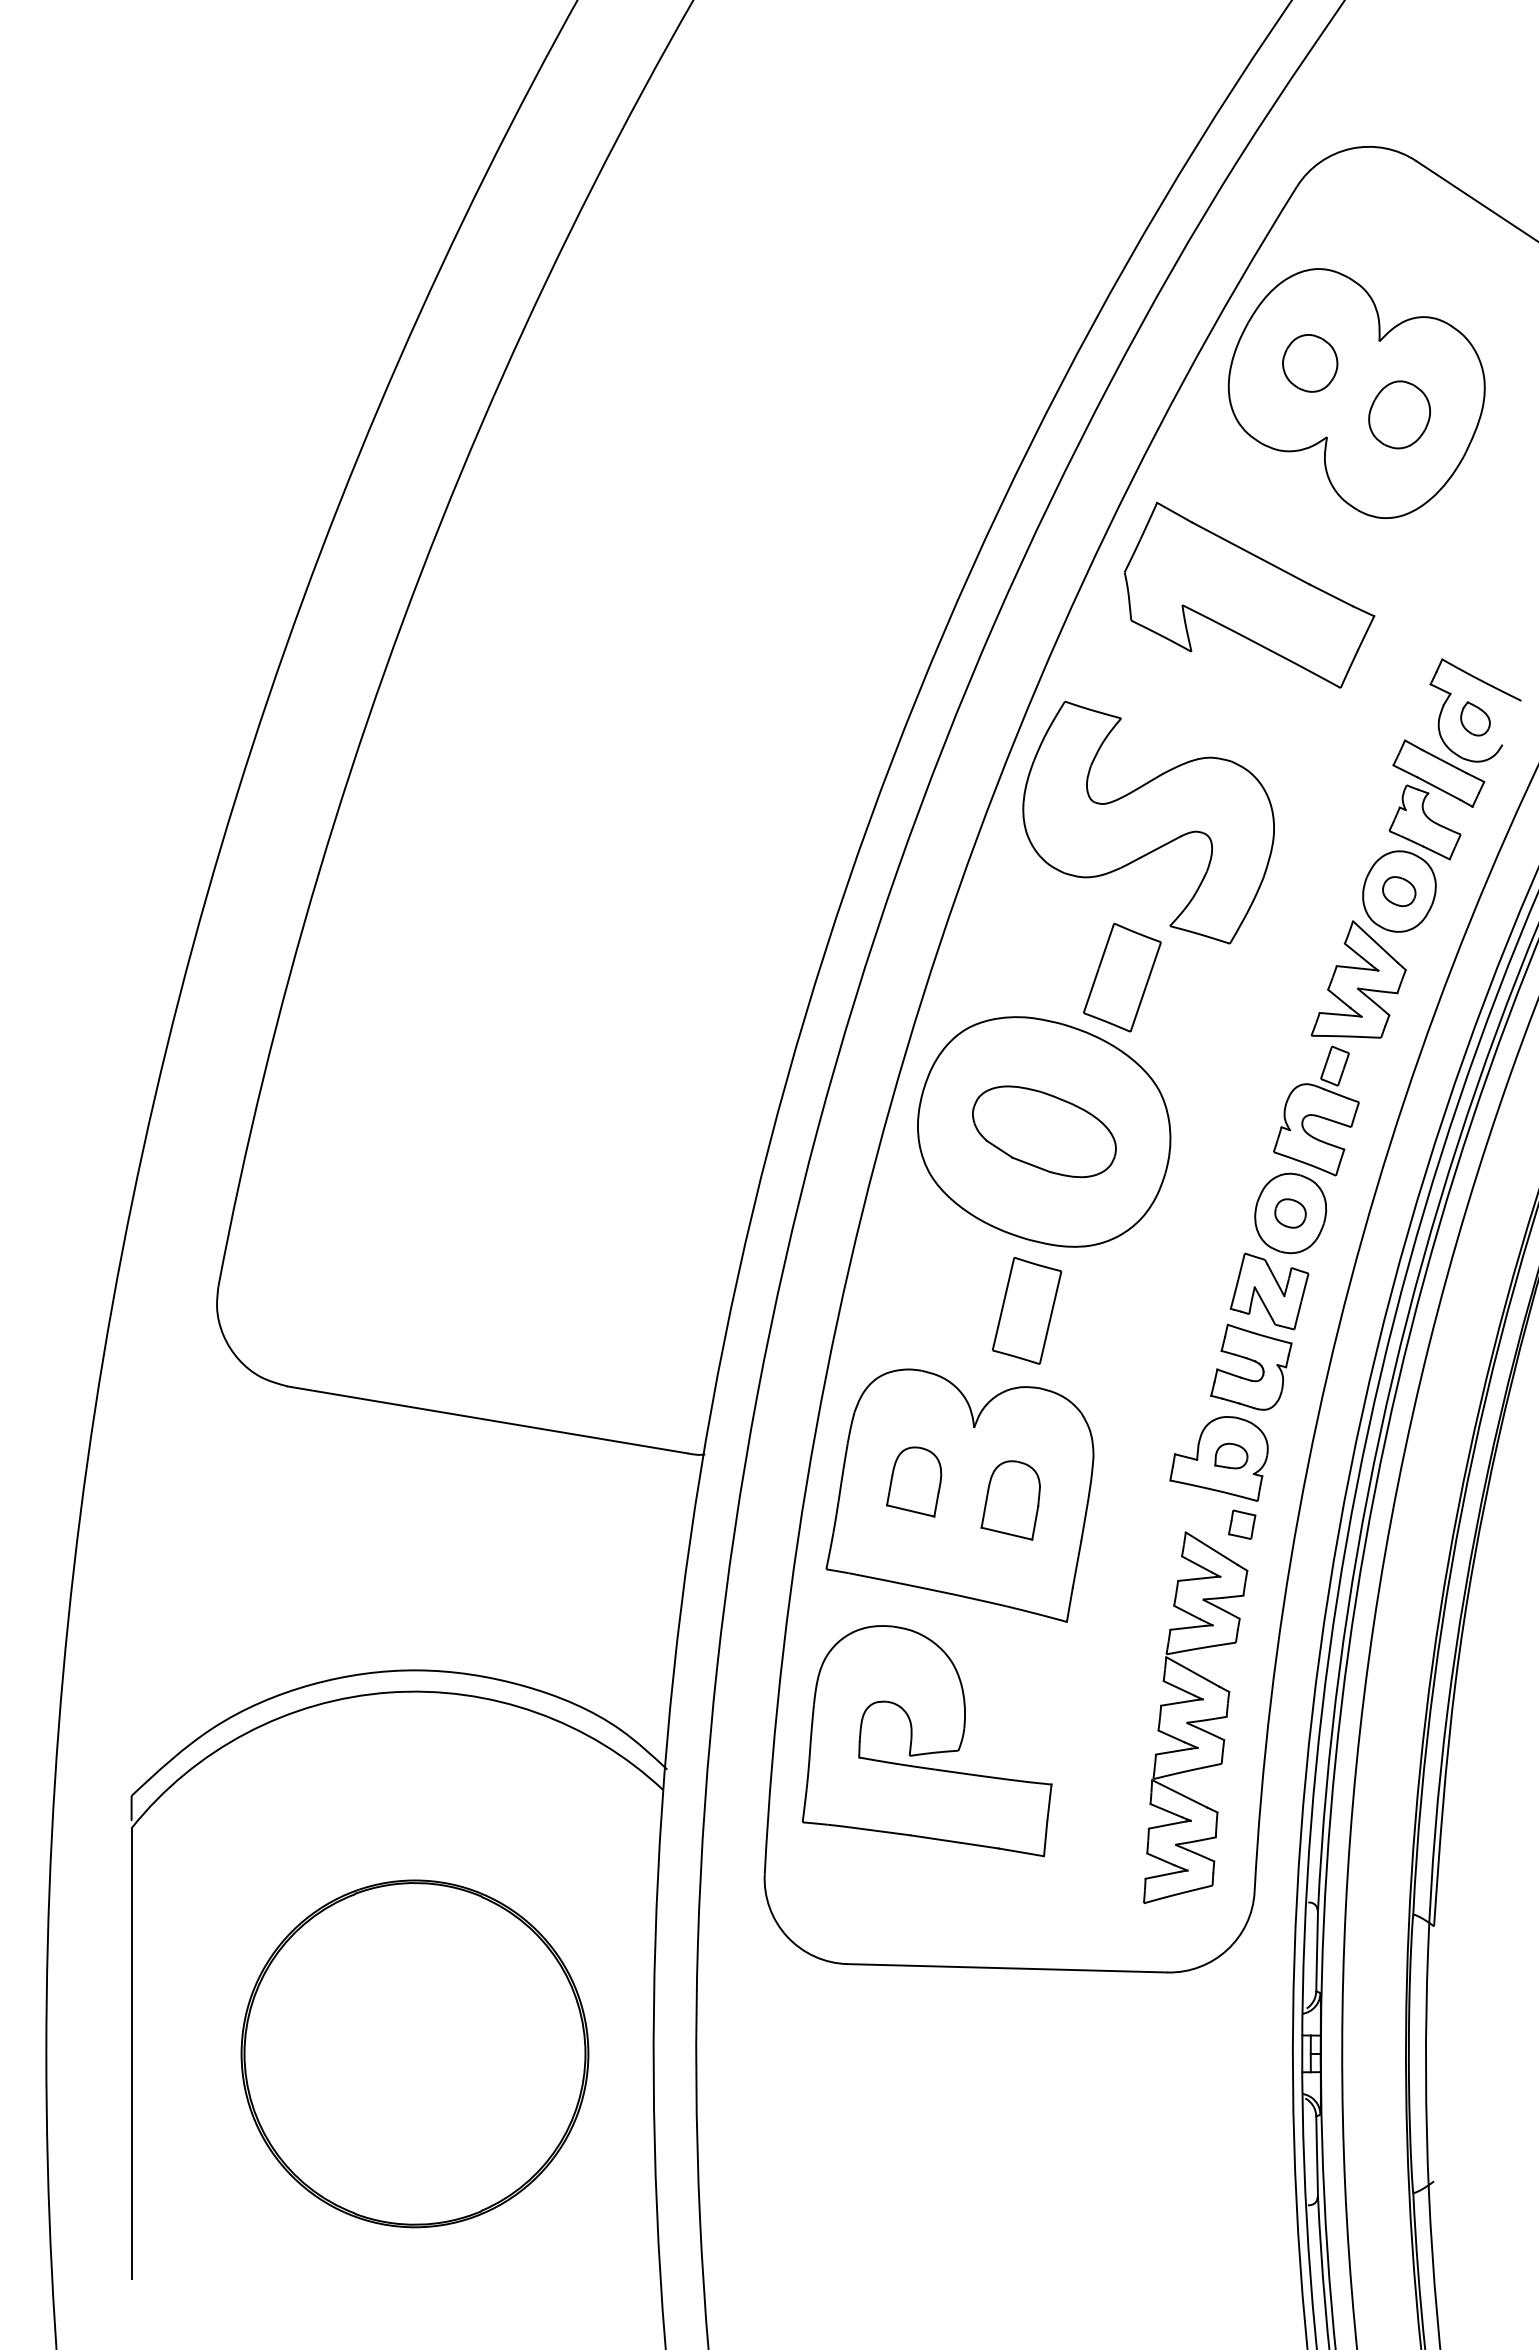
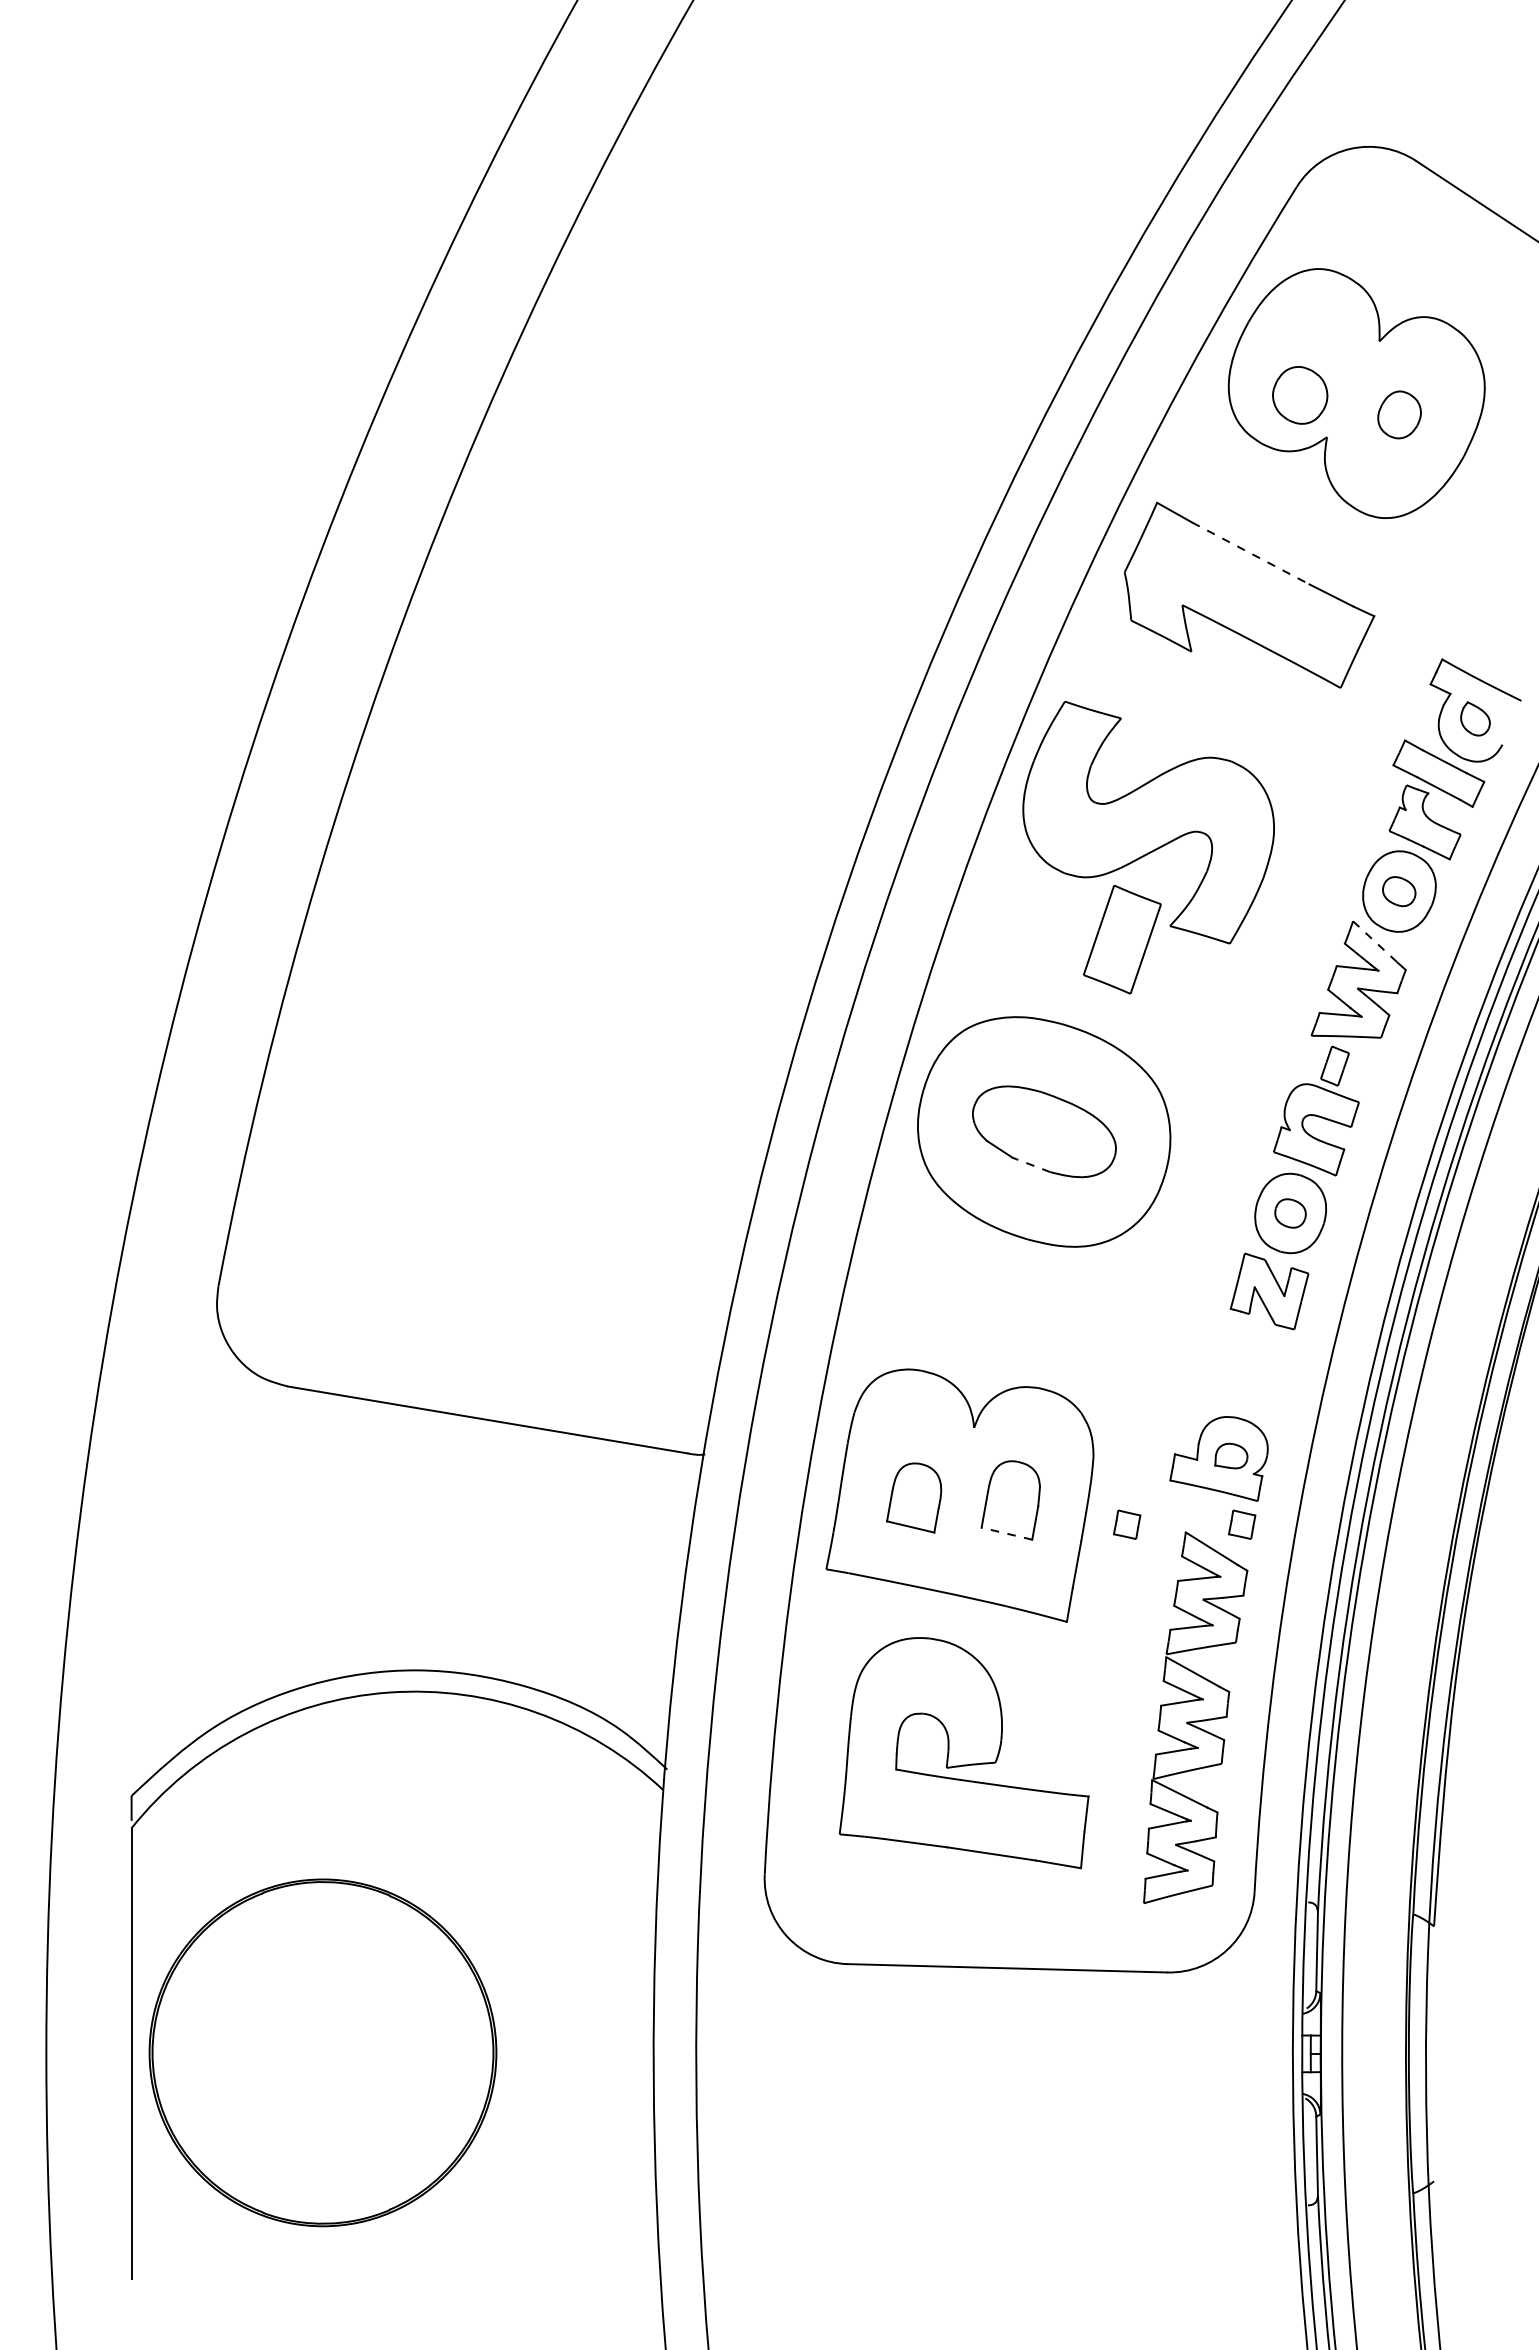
part position: (1310, 363) -> (1300, 395) (1300, 395)
part size: 63x70 px -> 45x50 px (1399, 414)
line: solid -> dashed (1251, 553)
line: solid -> dashed (1375, 942)
part position: (1122, 977) -> (1122, 939) (1122, 939)
line: solid -> dashed (1031, 1164)
part: present -> none (1027, 1310)
part: present -> none (1251, 1366)
part position: (914, 1481) -> (914, 1497) (914, 1497)
part: none -> present (1127, 1524)
line: solid -> dashed (1006, 1533)
part position: (926, 1741) -> (963, 1753) (963, 1753)
part position: (414, 2053) -> (322, 2052) (322, 2052)
